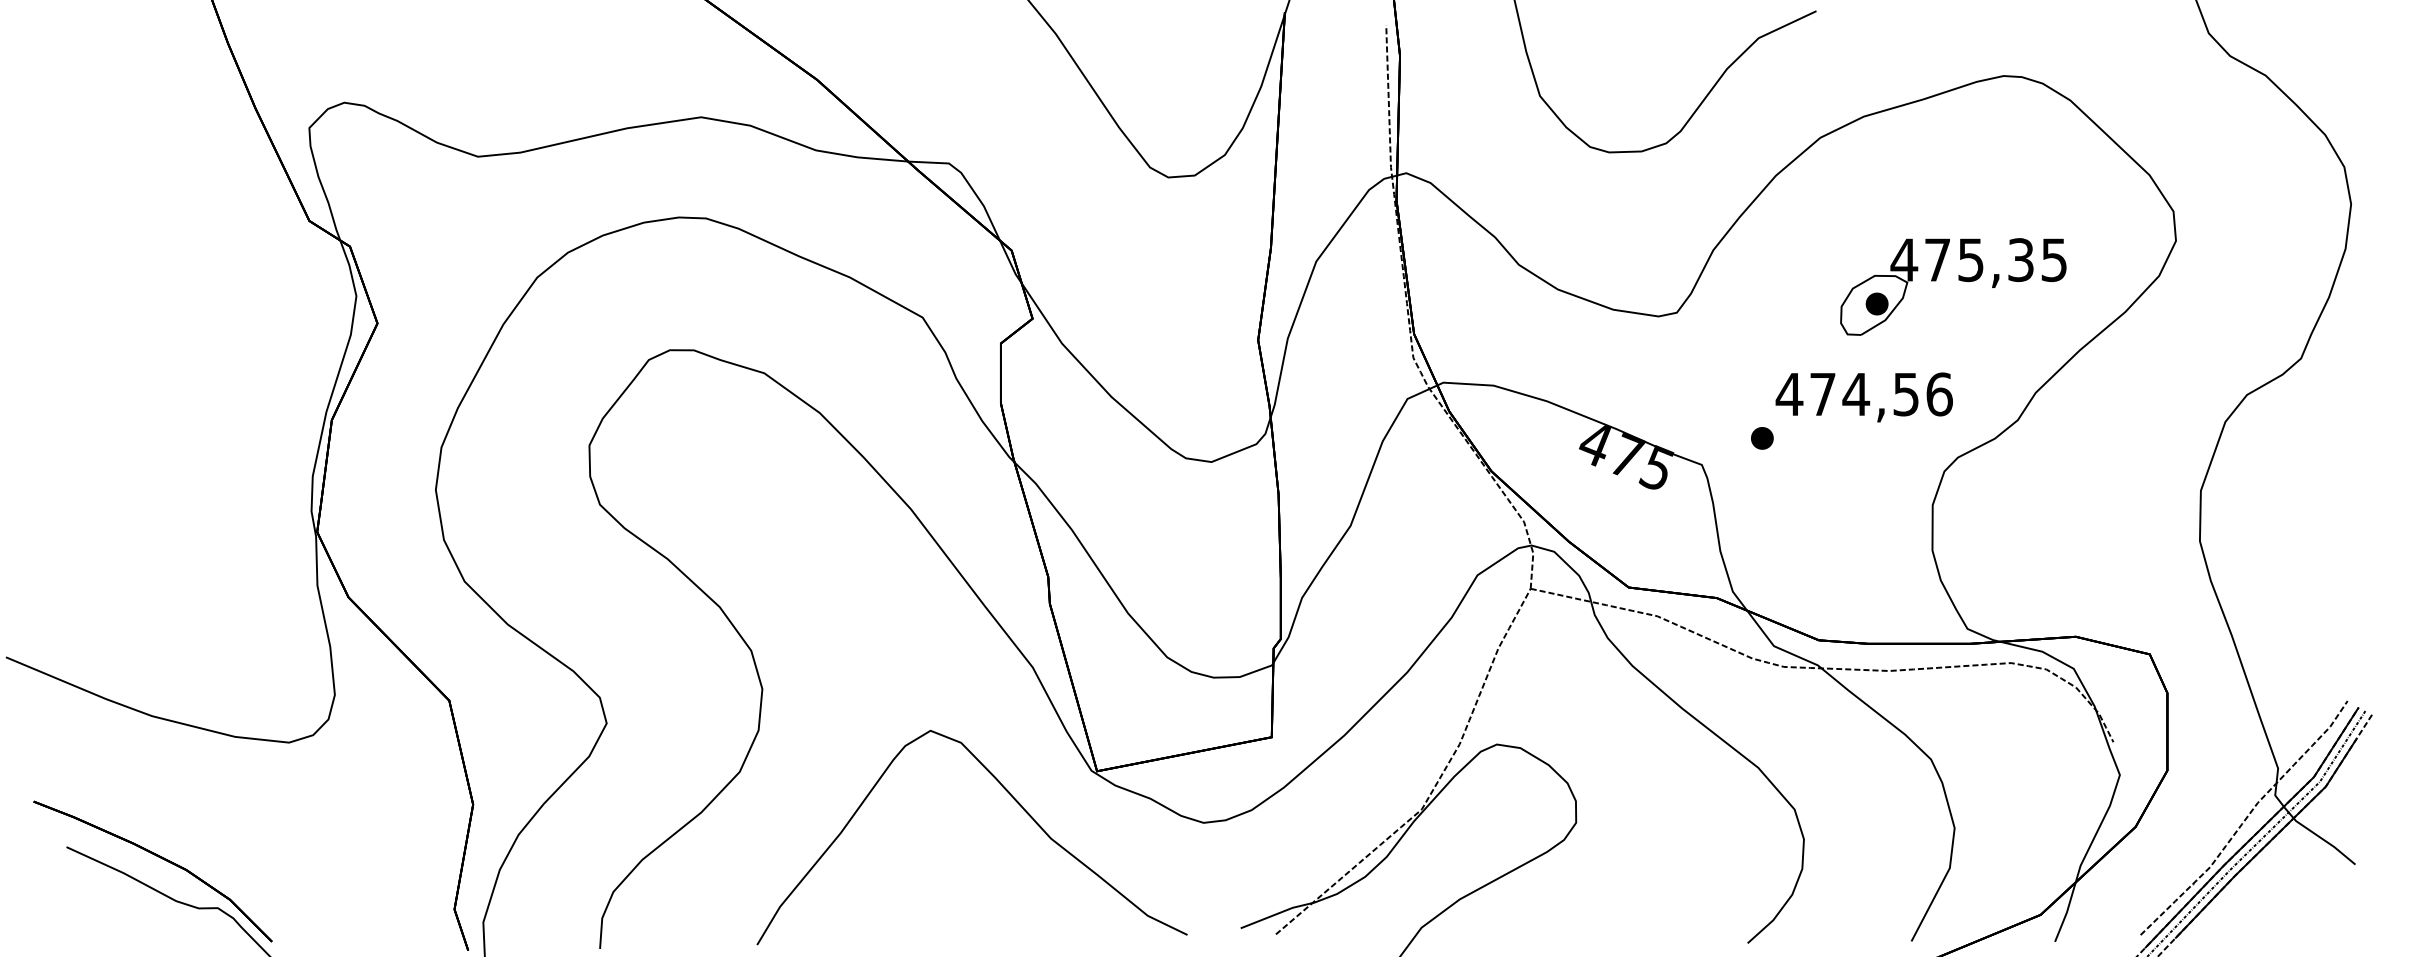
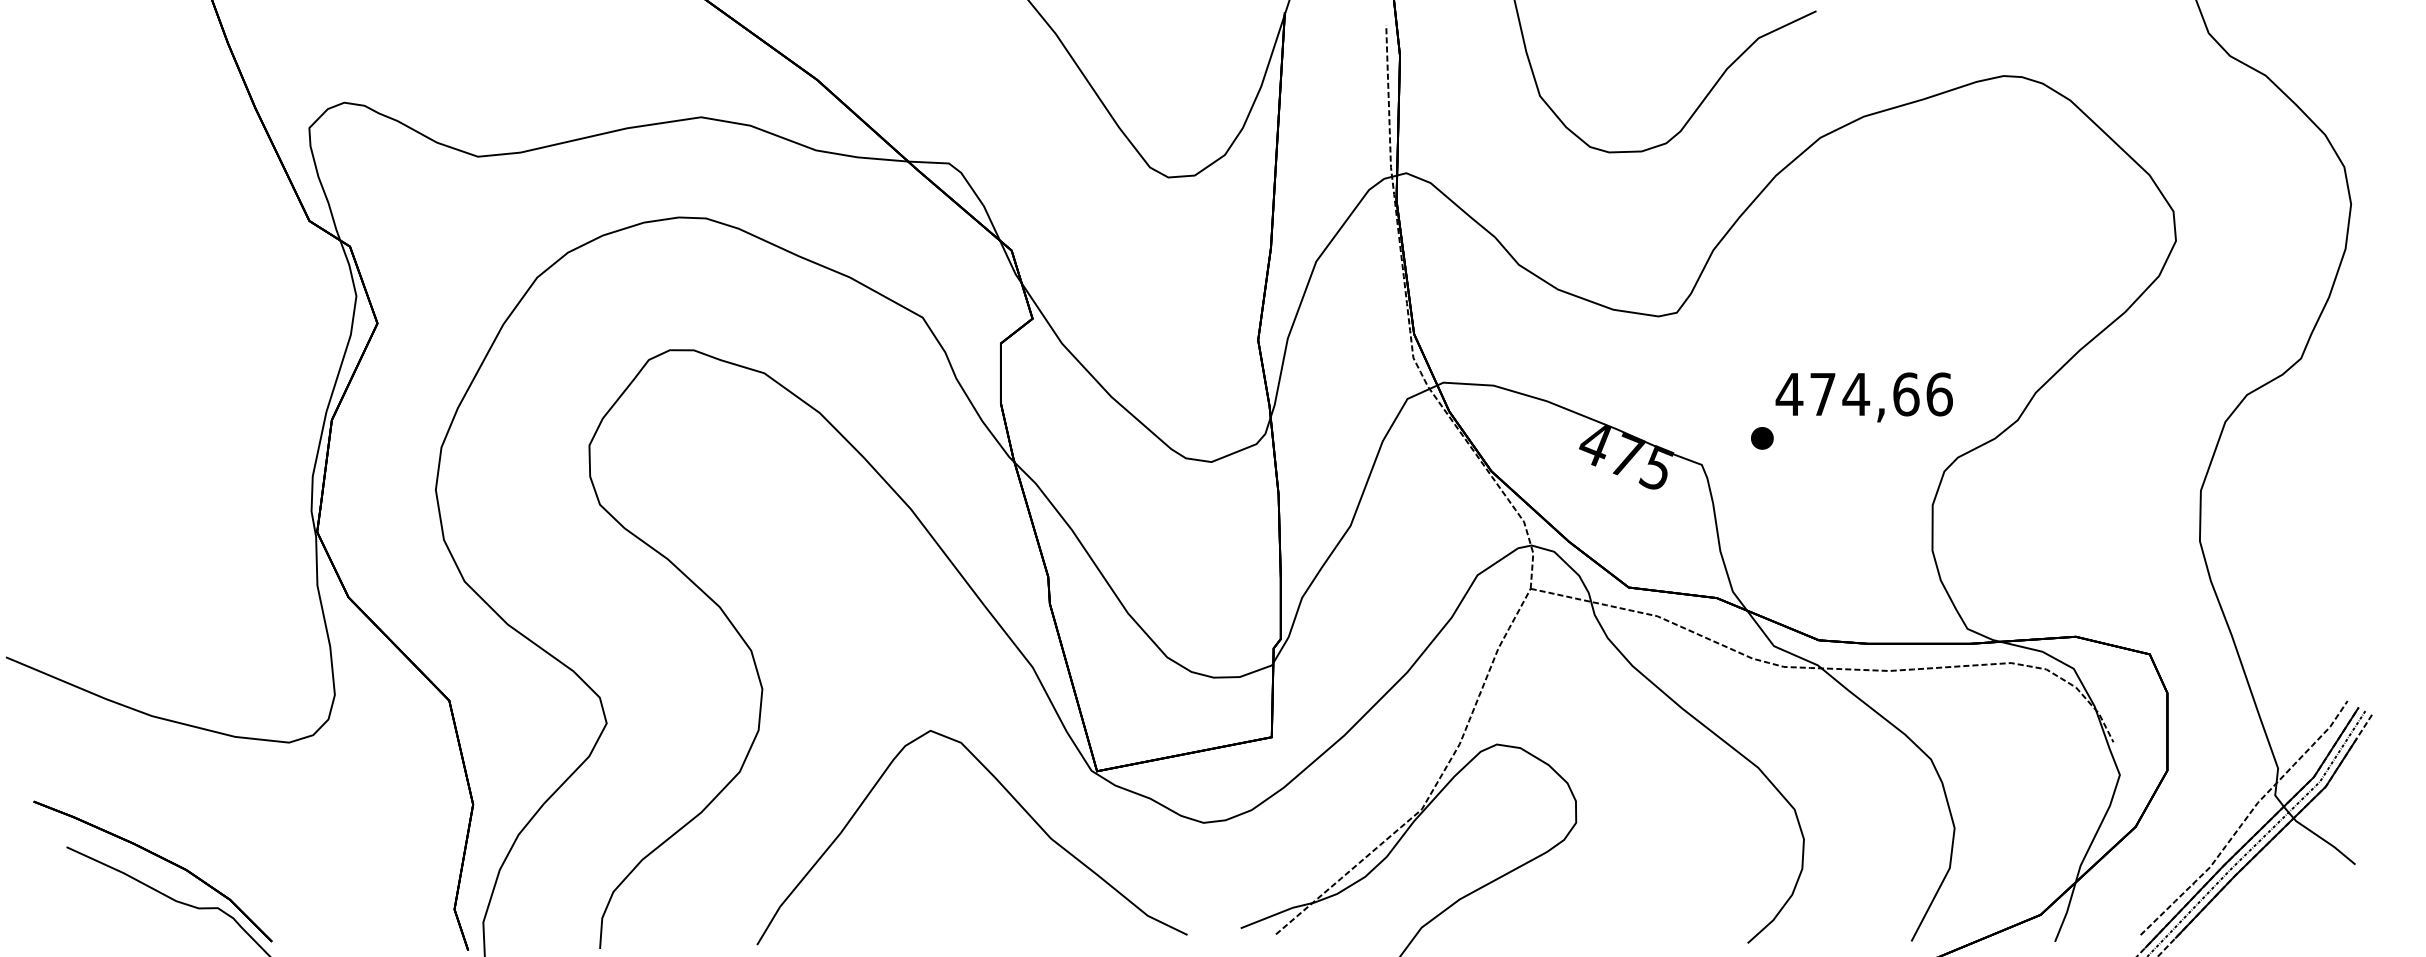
part: present -> none (1958, 280)
text: 474,56 -> 474,66 (1906, 394)
